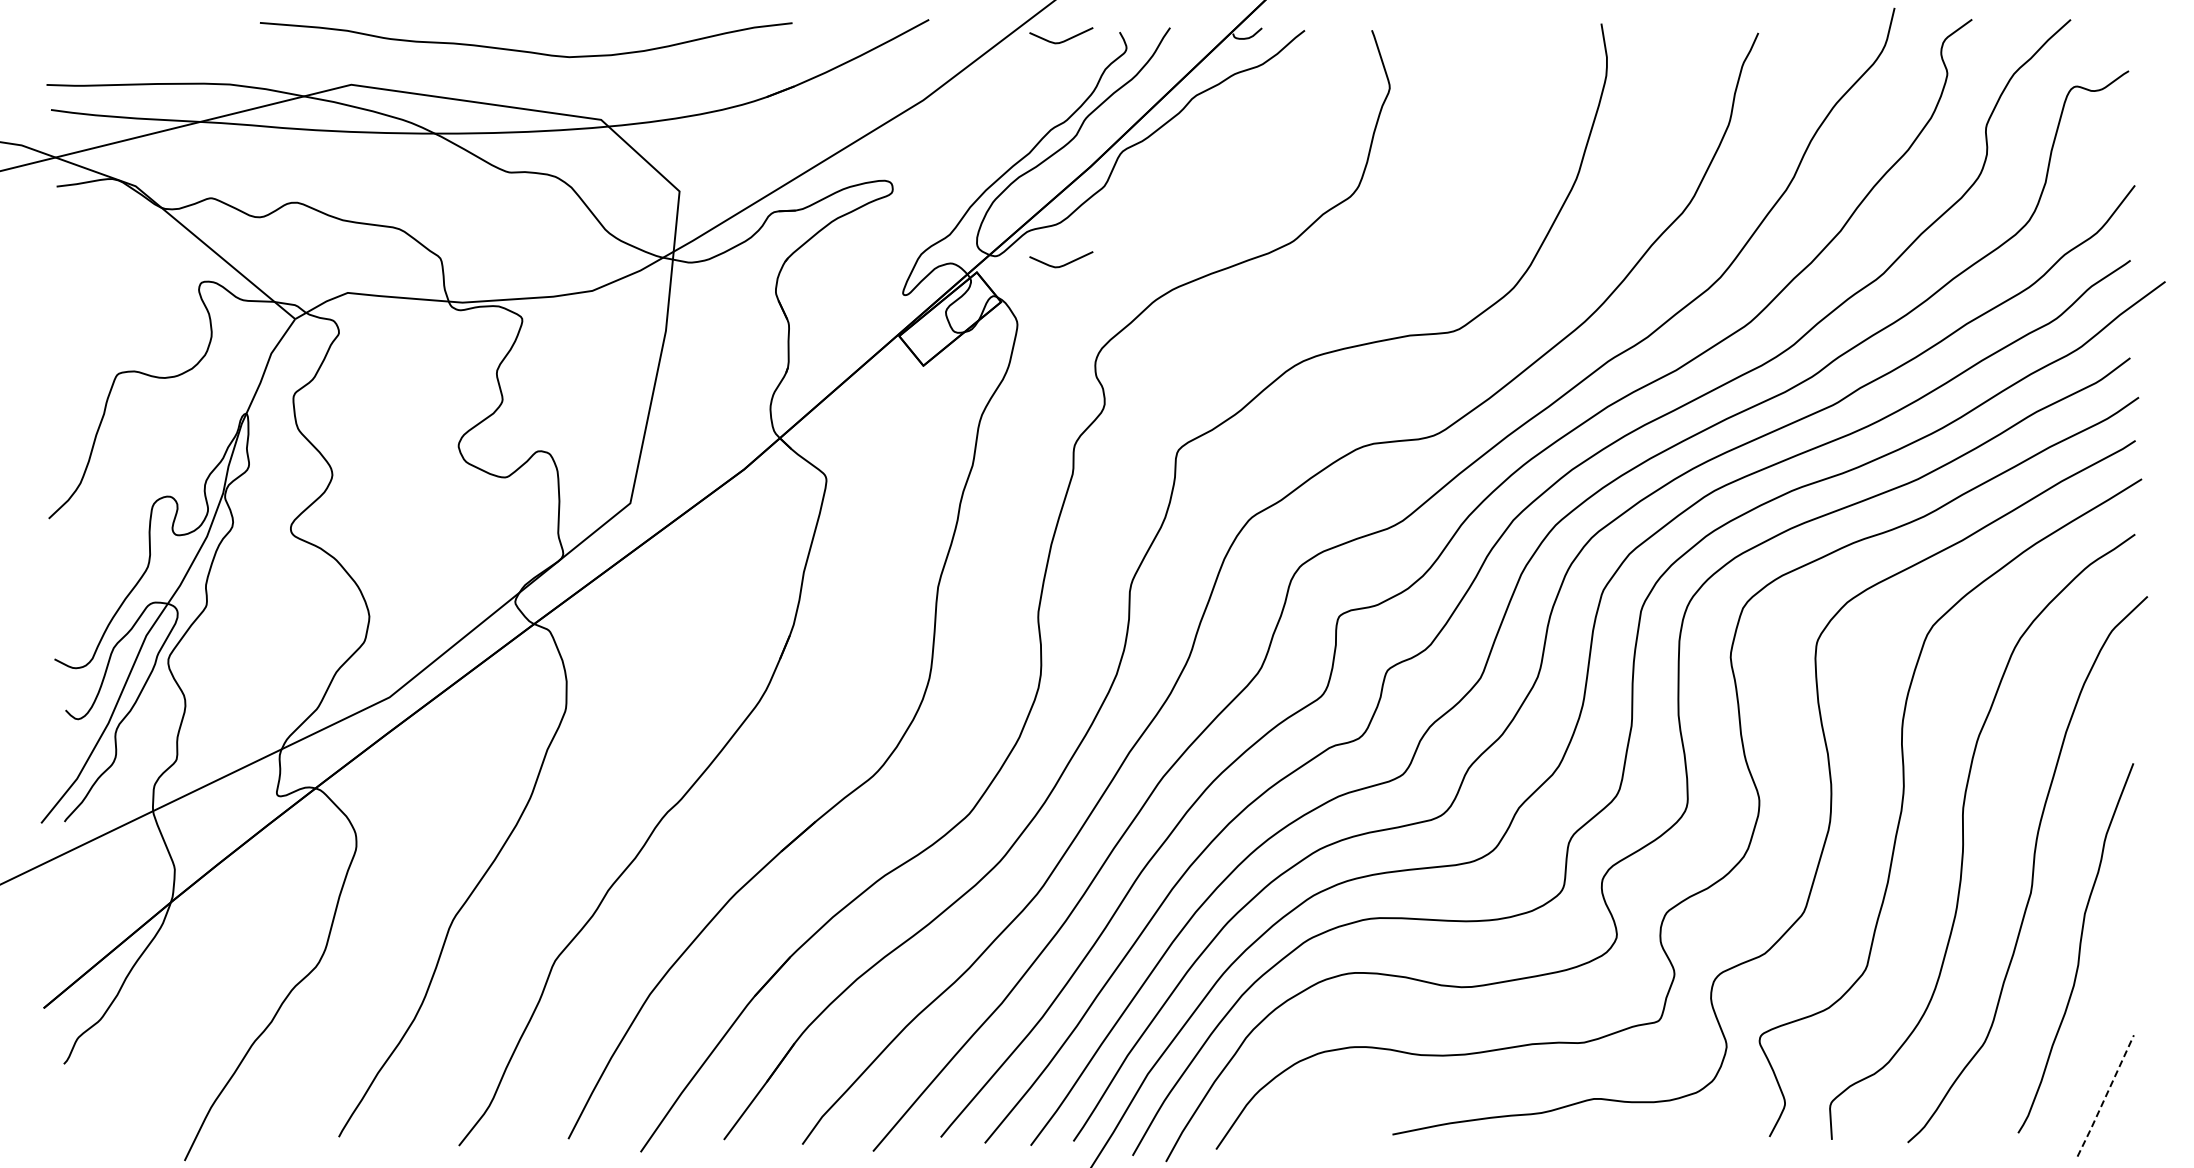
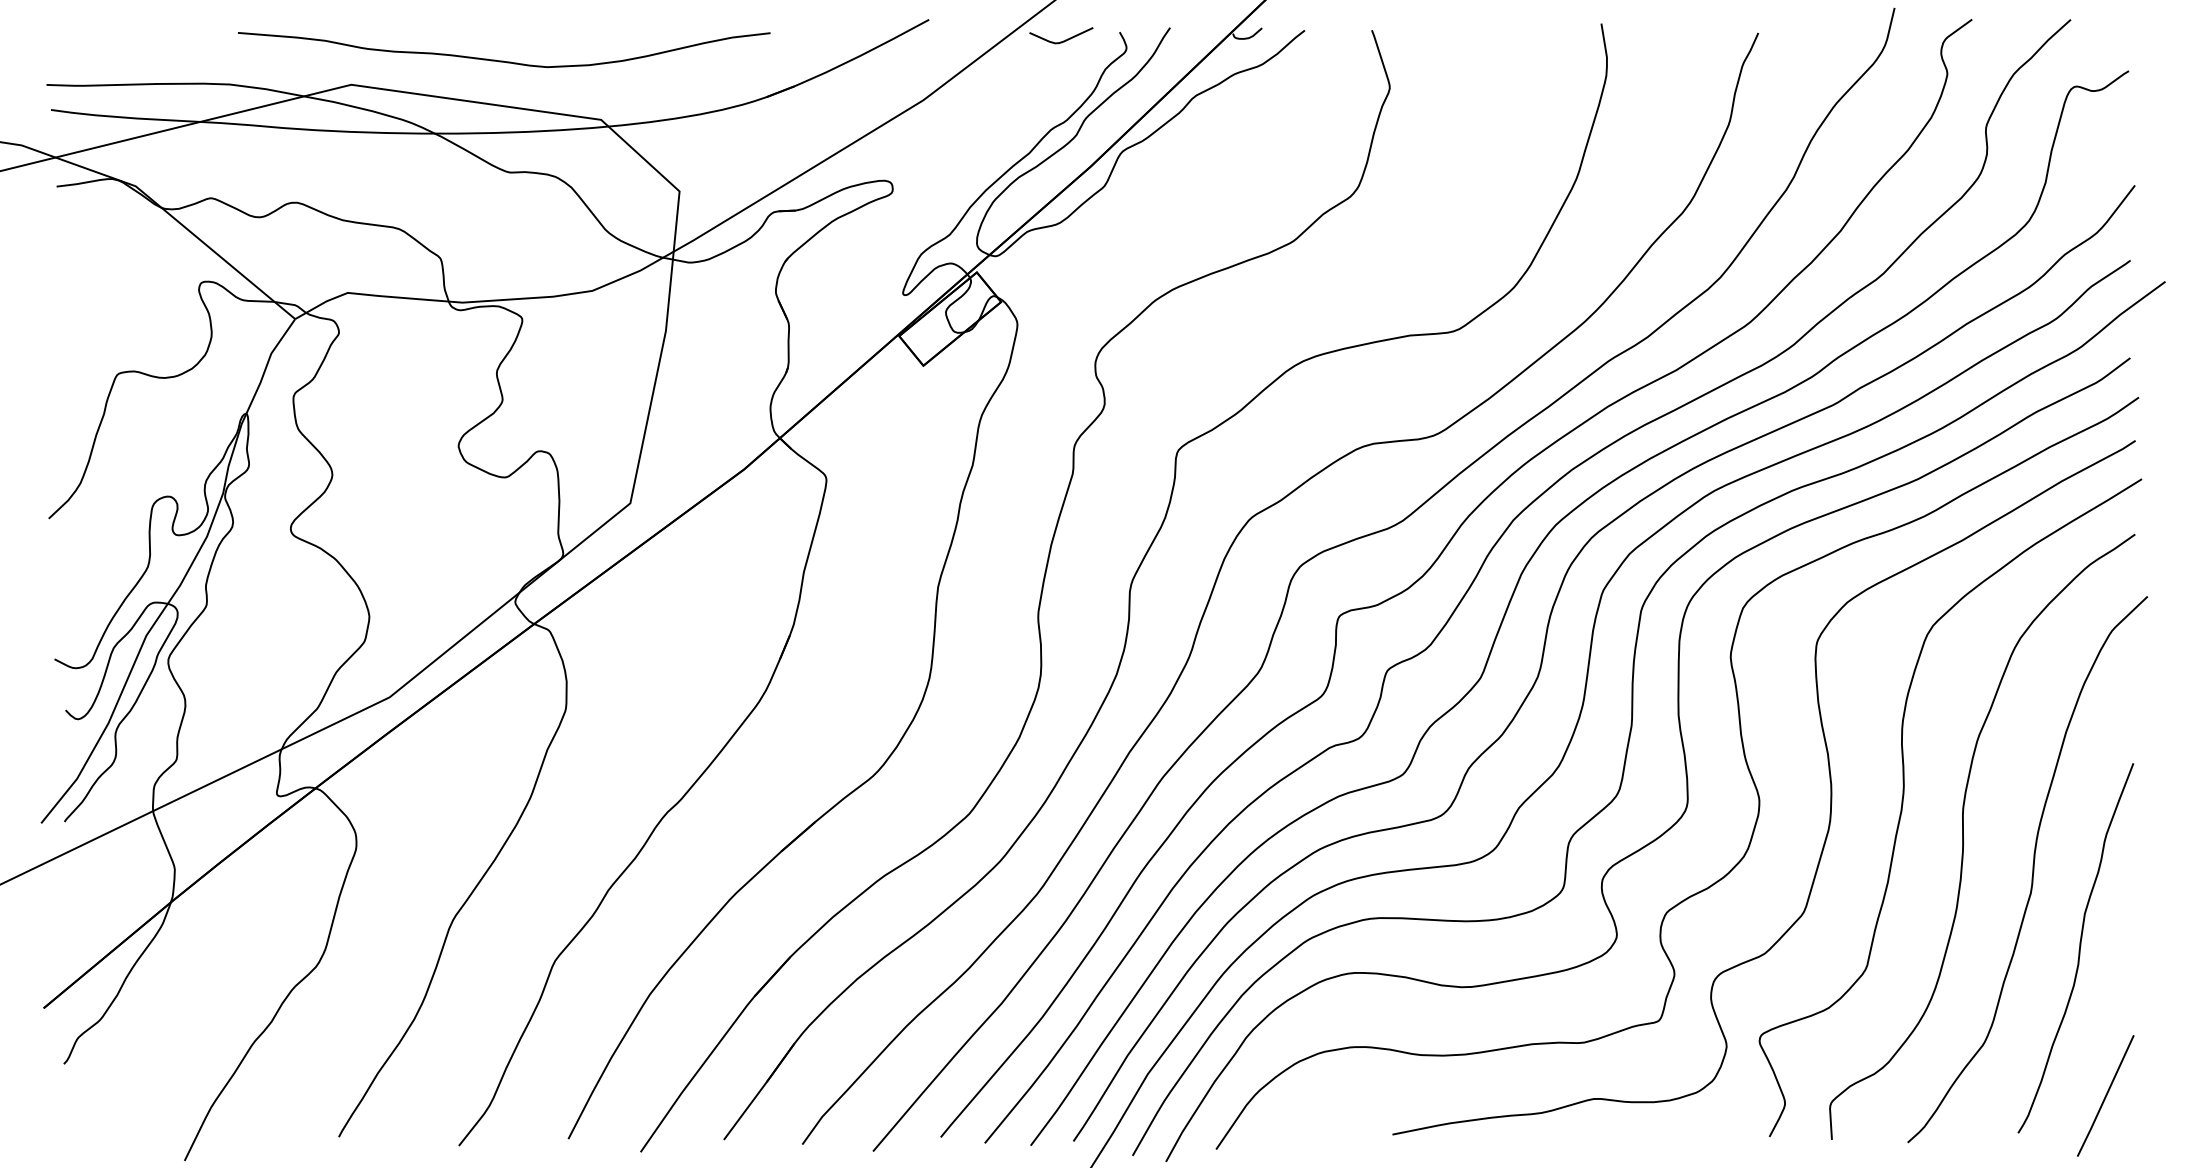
curve position: (525, 50) -> (503, 60) (503, 60)
curve: present -> none (1063, 264)
line: dashed -> solid (2106, 1096)
